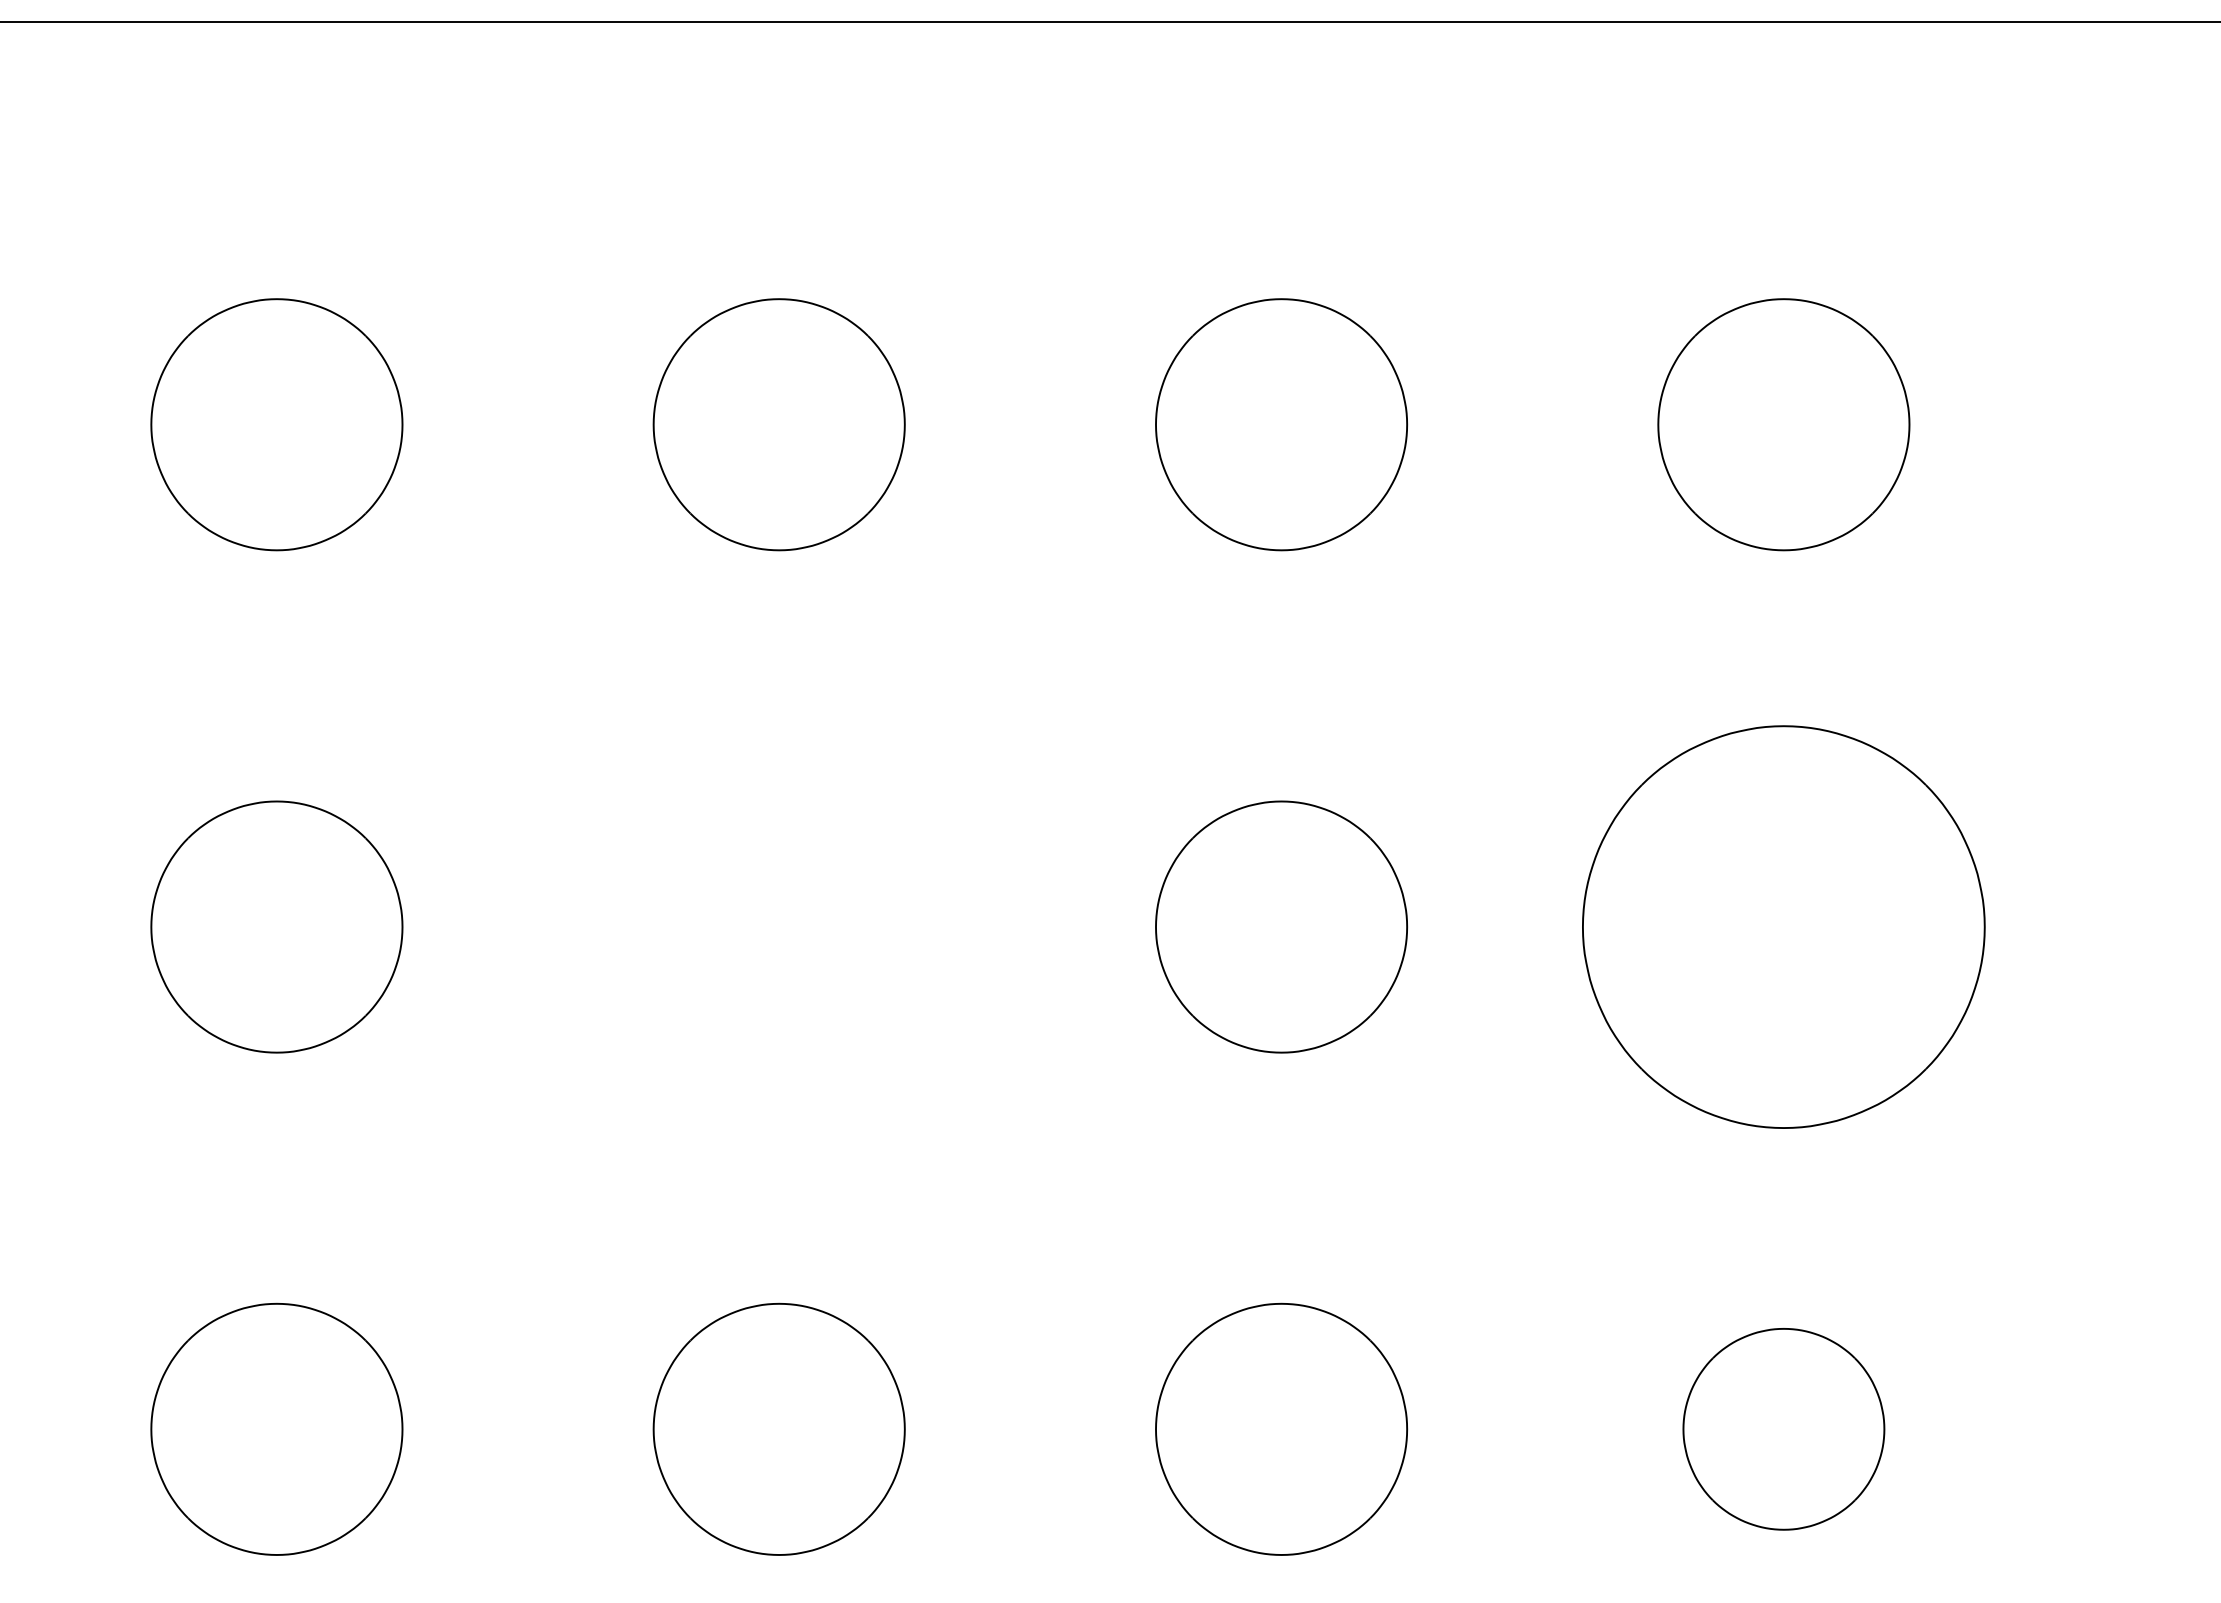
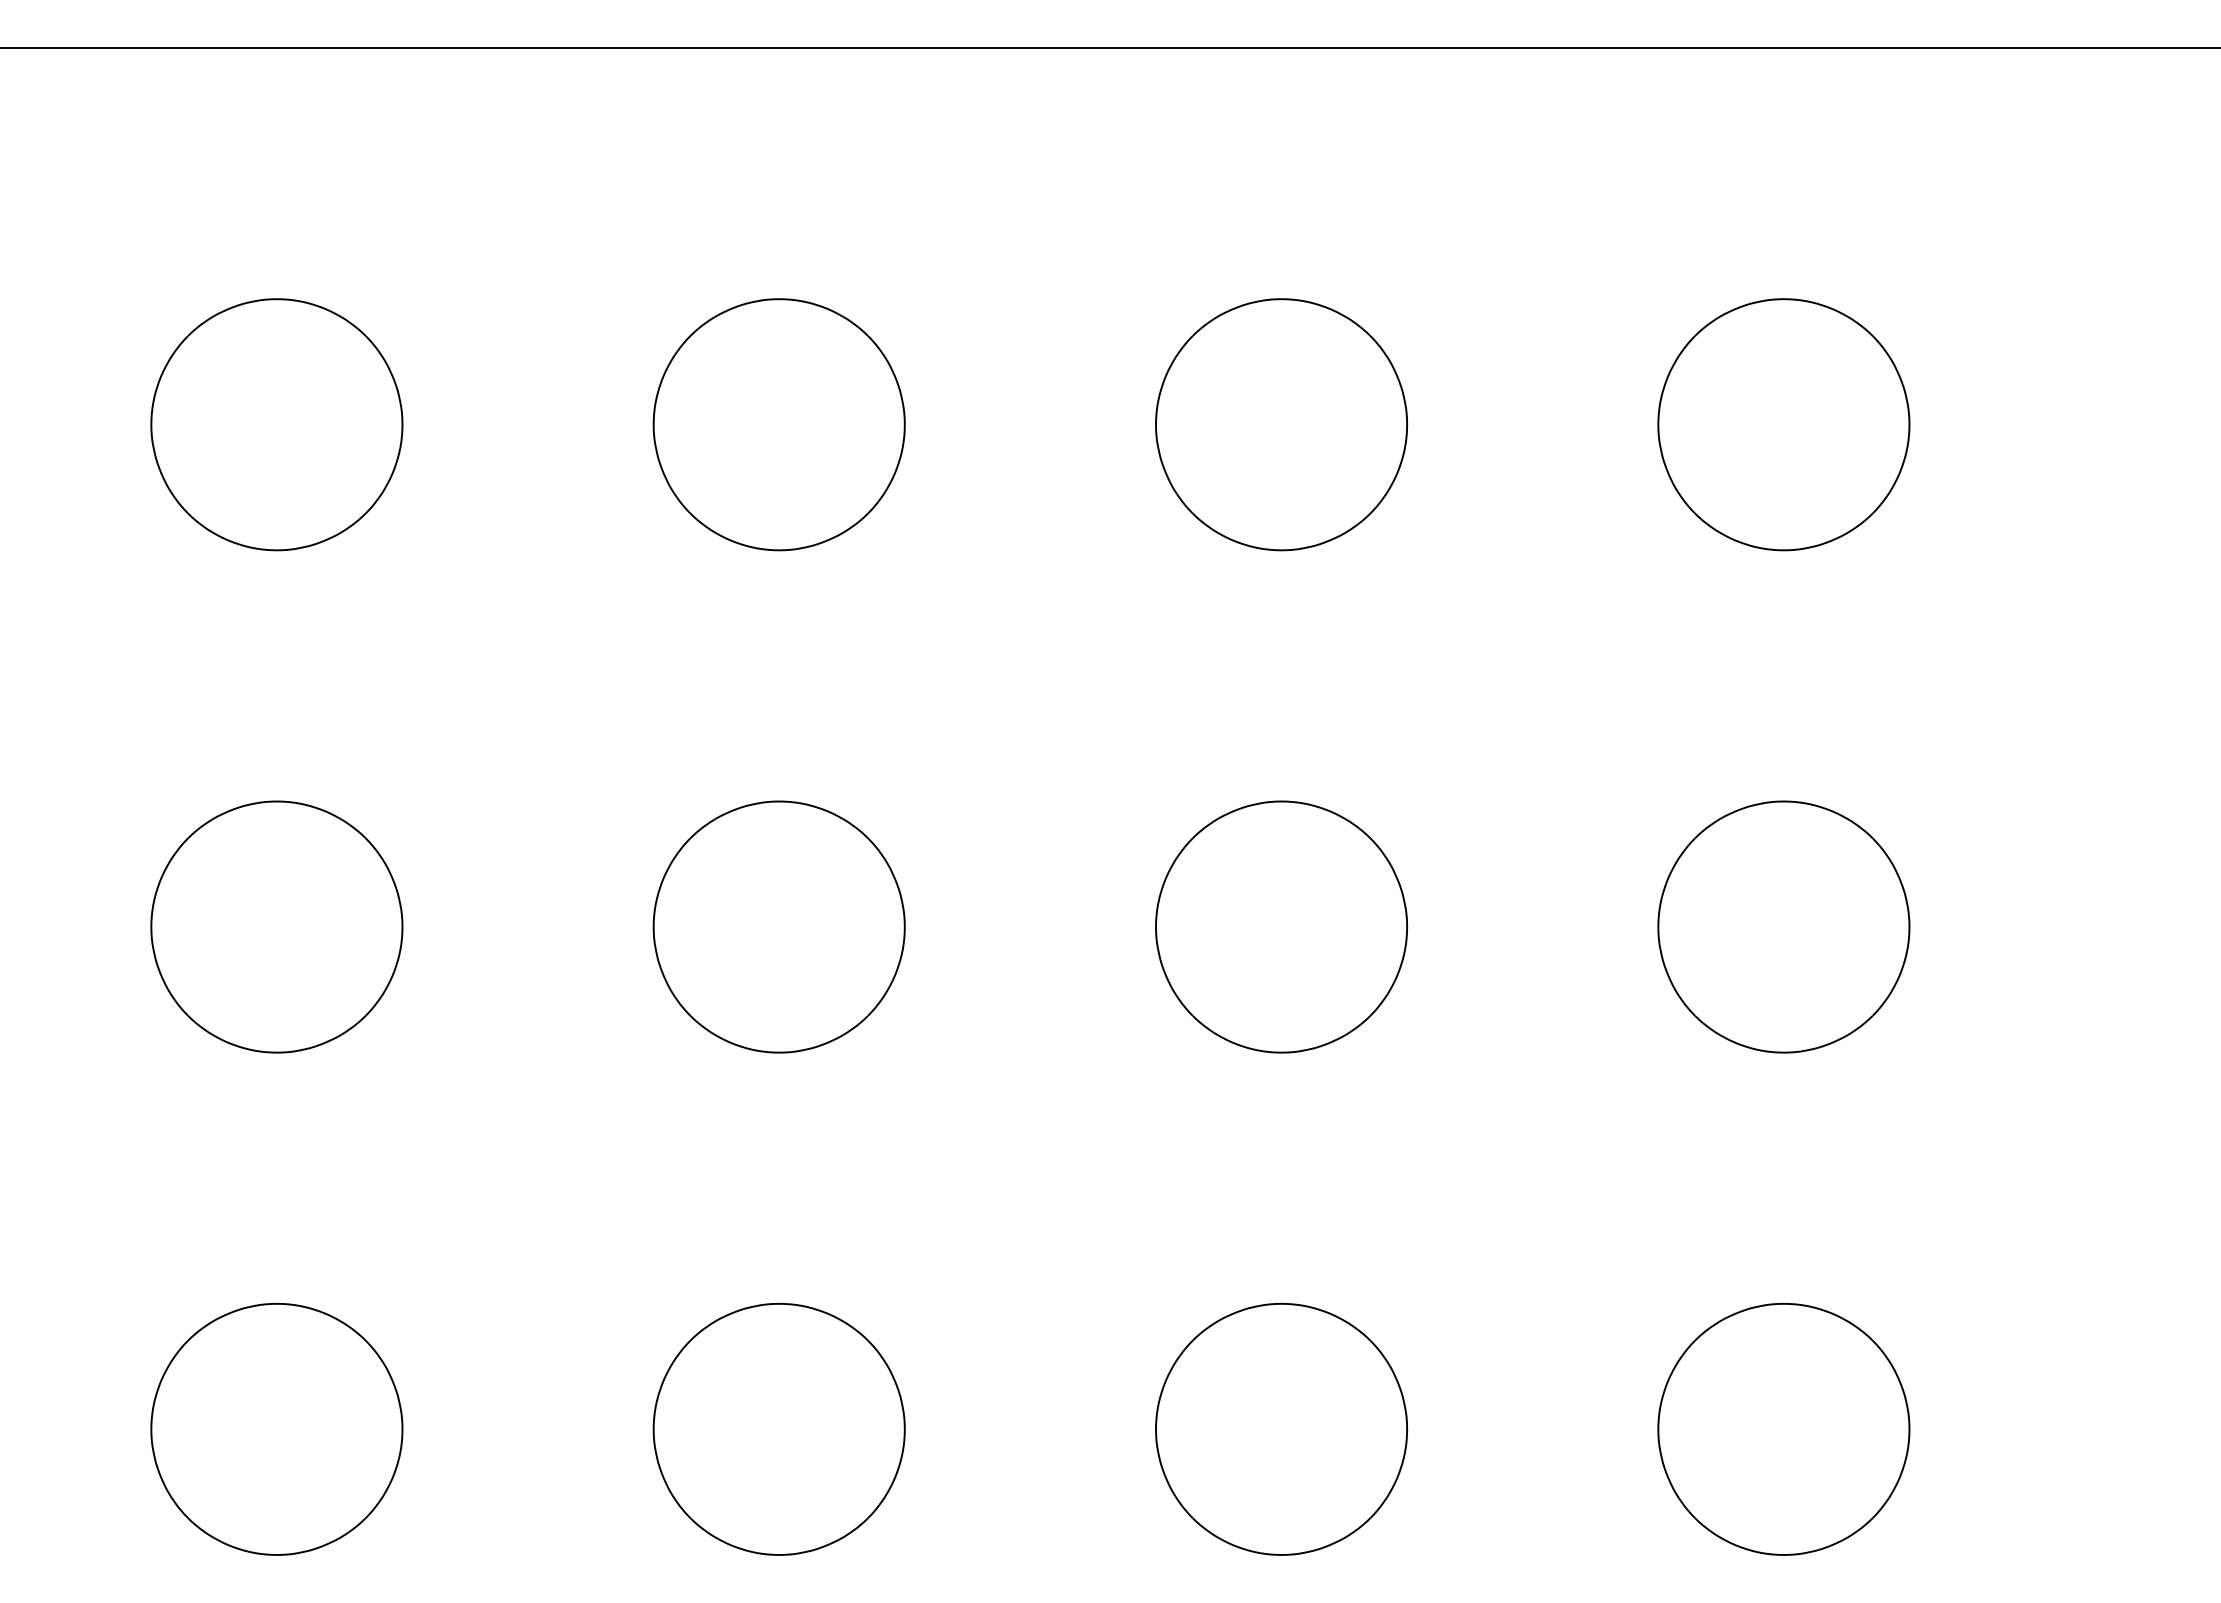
line position: (1109, 22) -> (1109, 48) (1109, 48)
part: none -> present (778, 926)
part size: 404x404 px -> 254x254 px (1783, 926)
part size: 204x203 px -> 254x254 px (1783, 1428)
